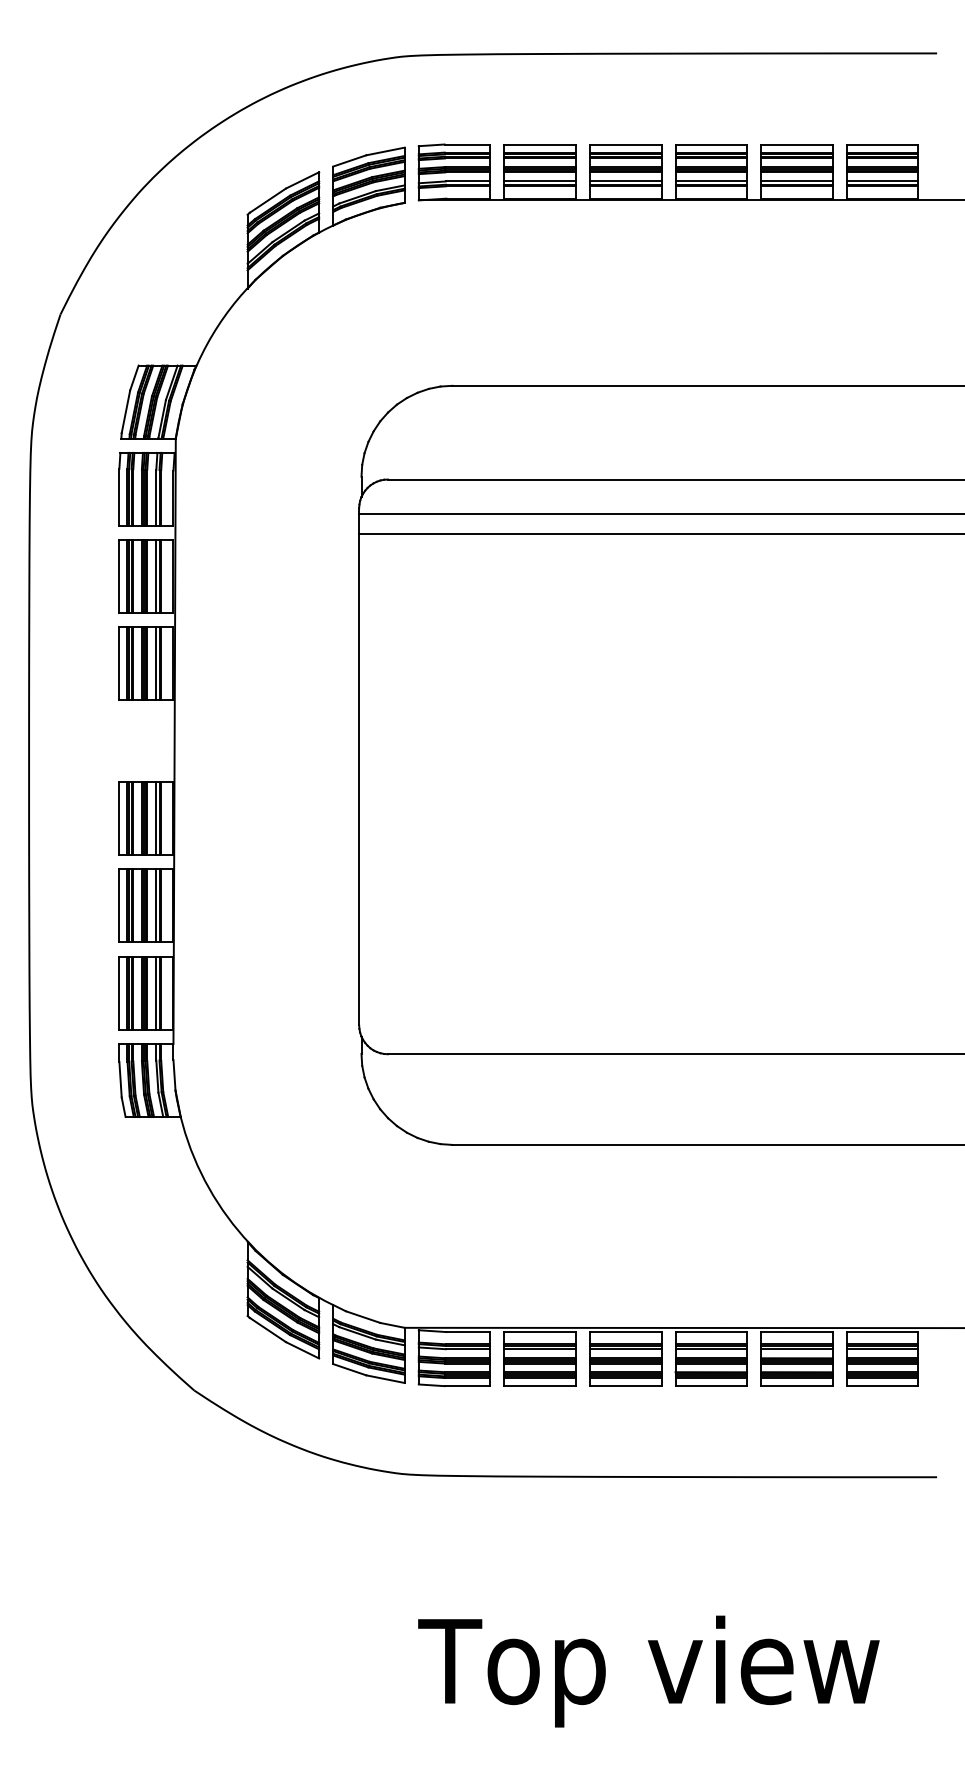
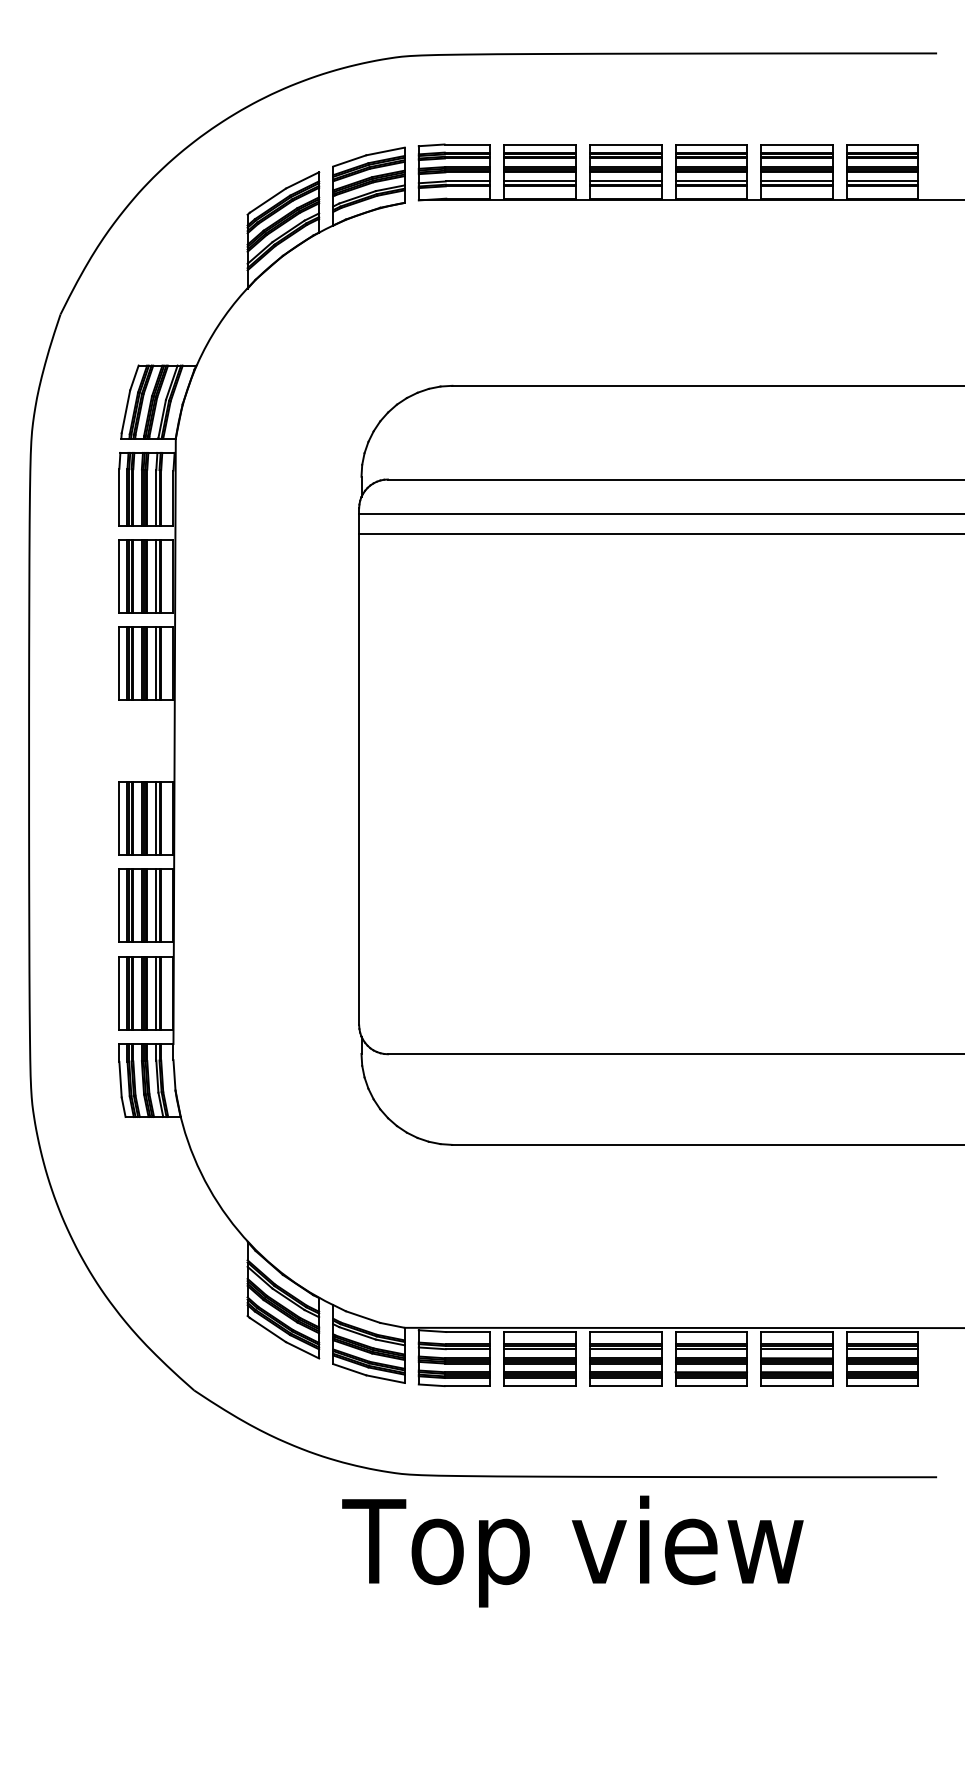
text position: (648, 1671) -> (572, 1551) (572, 1551)
